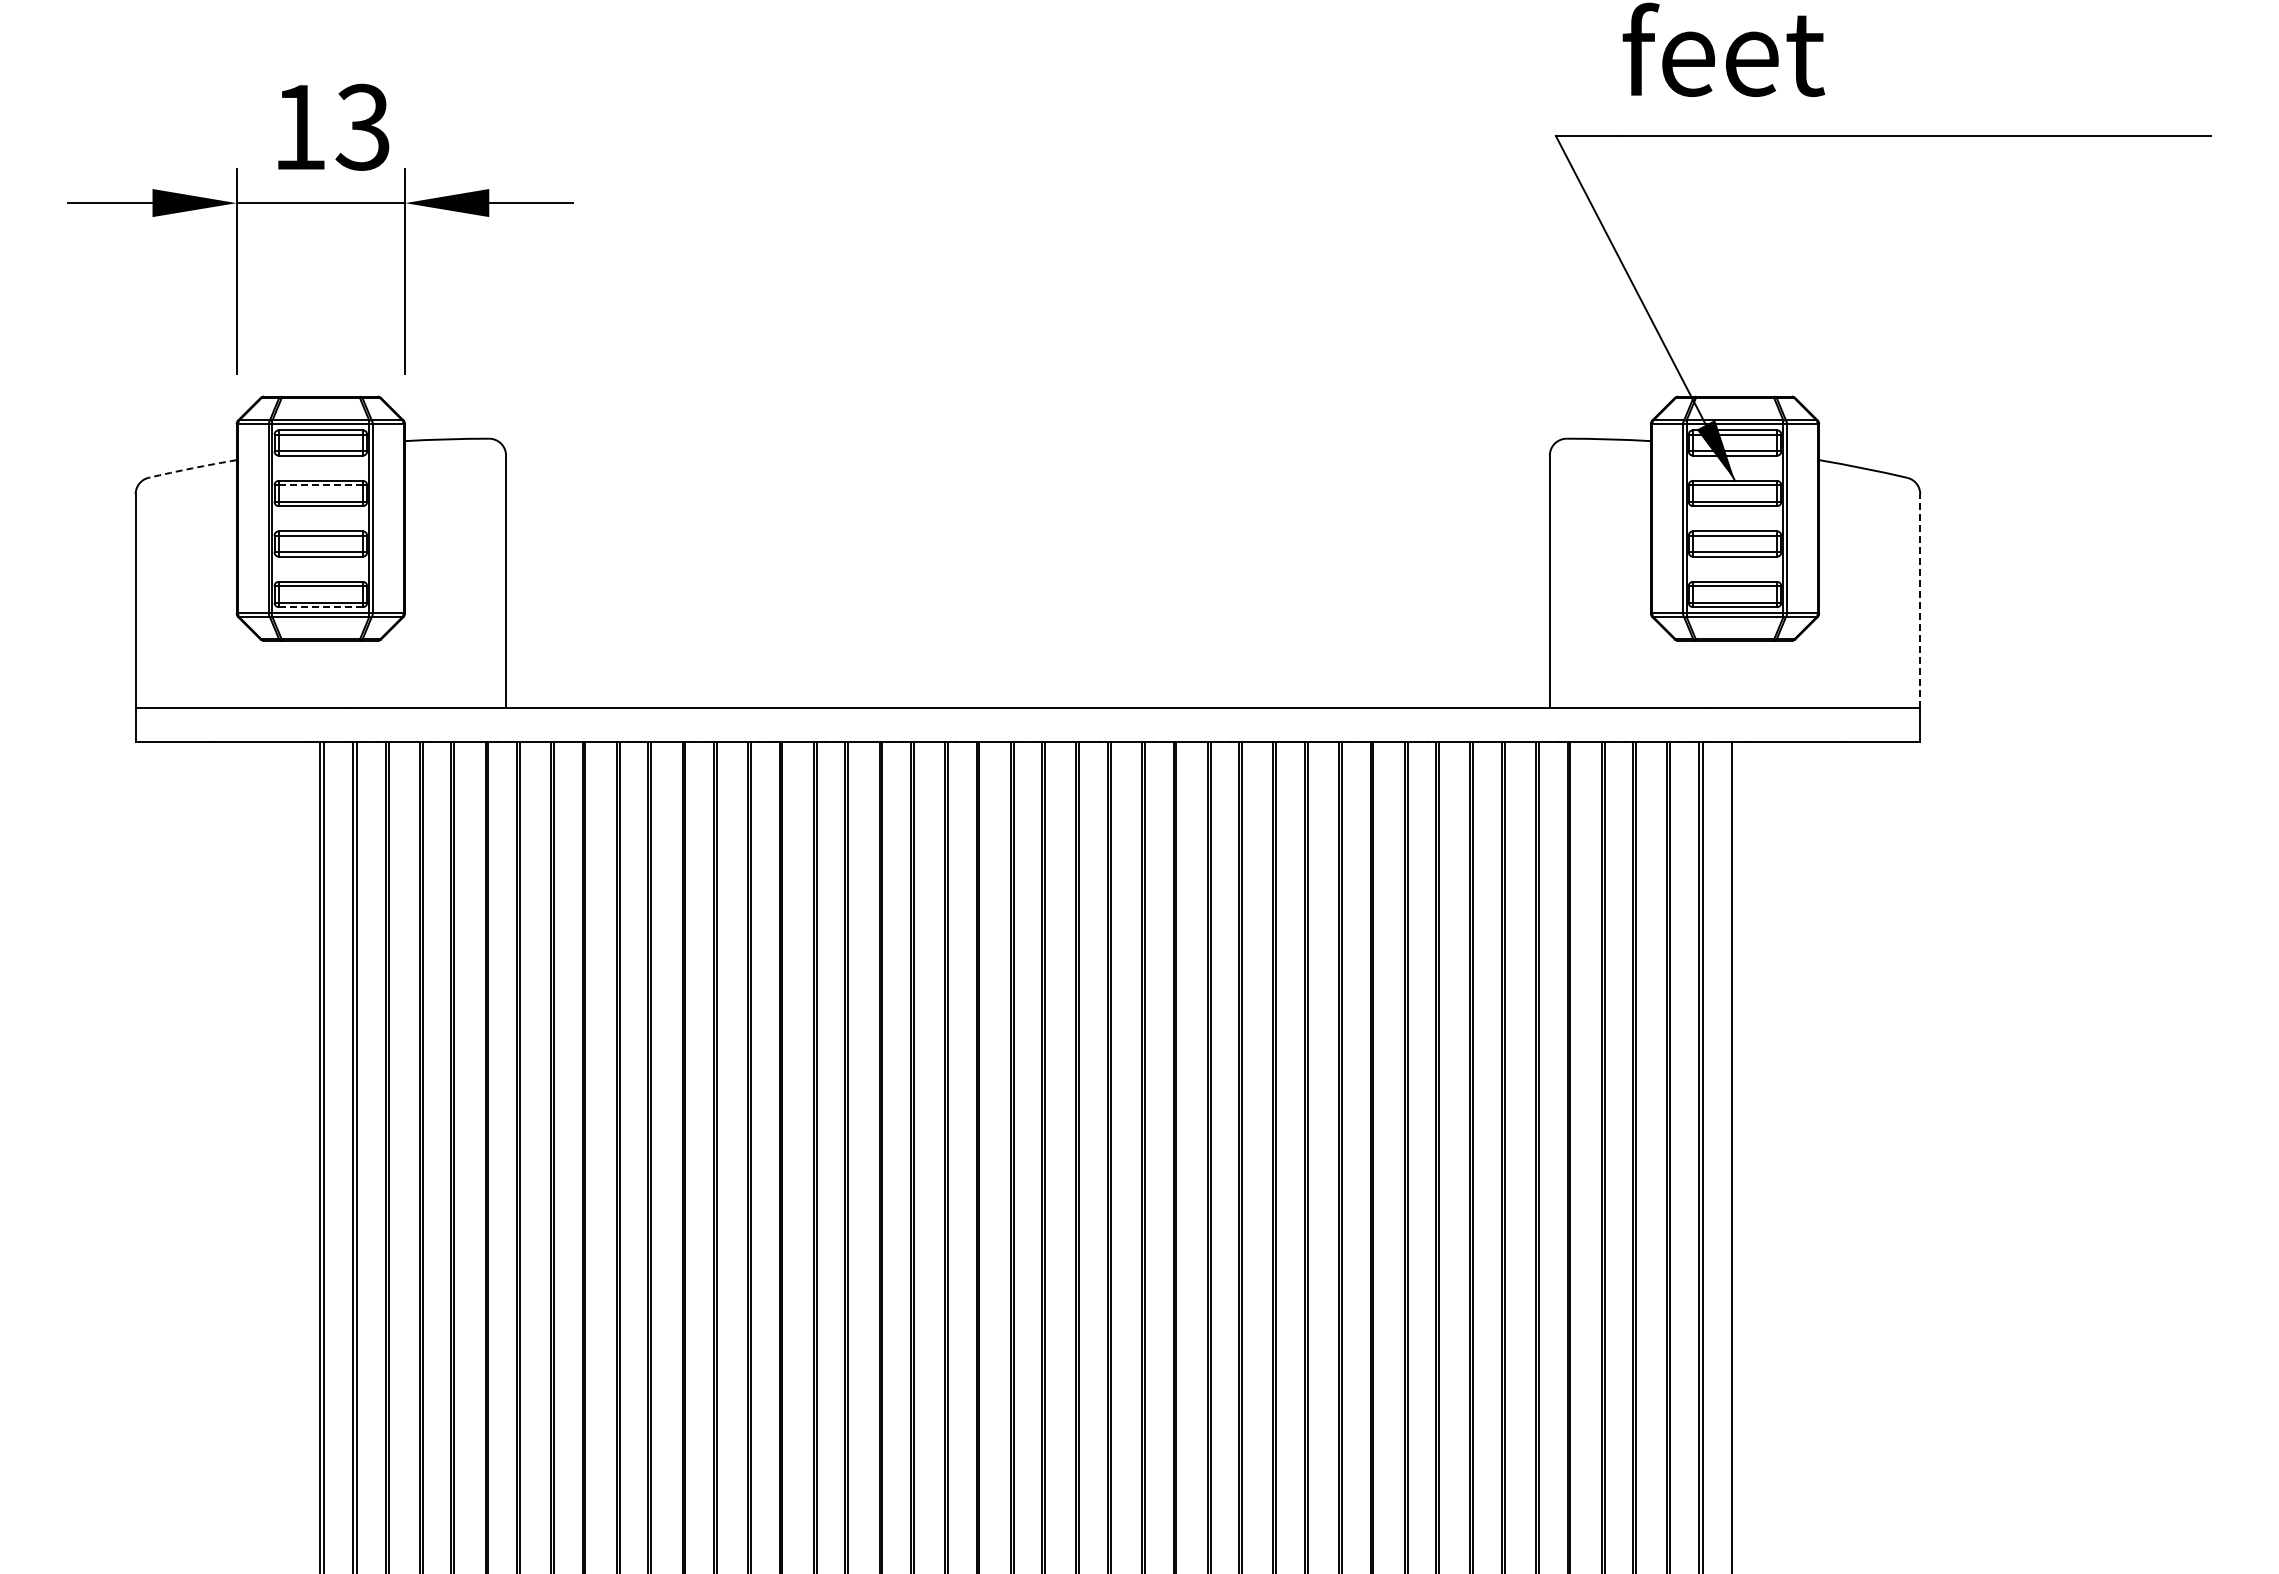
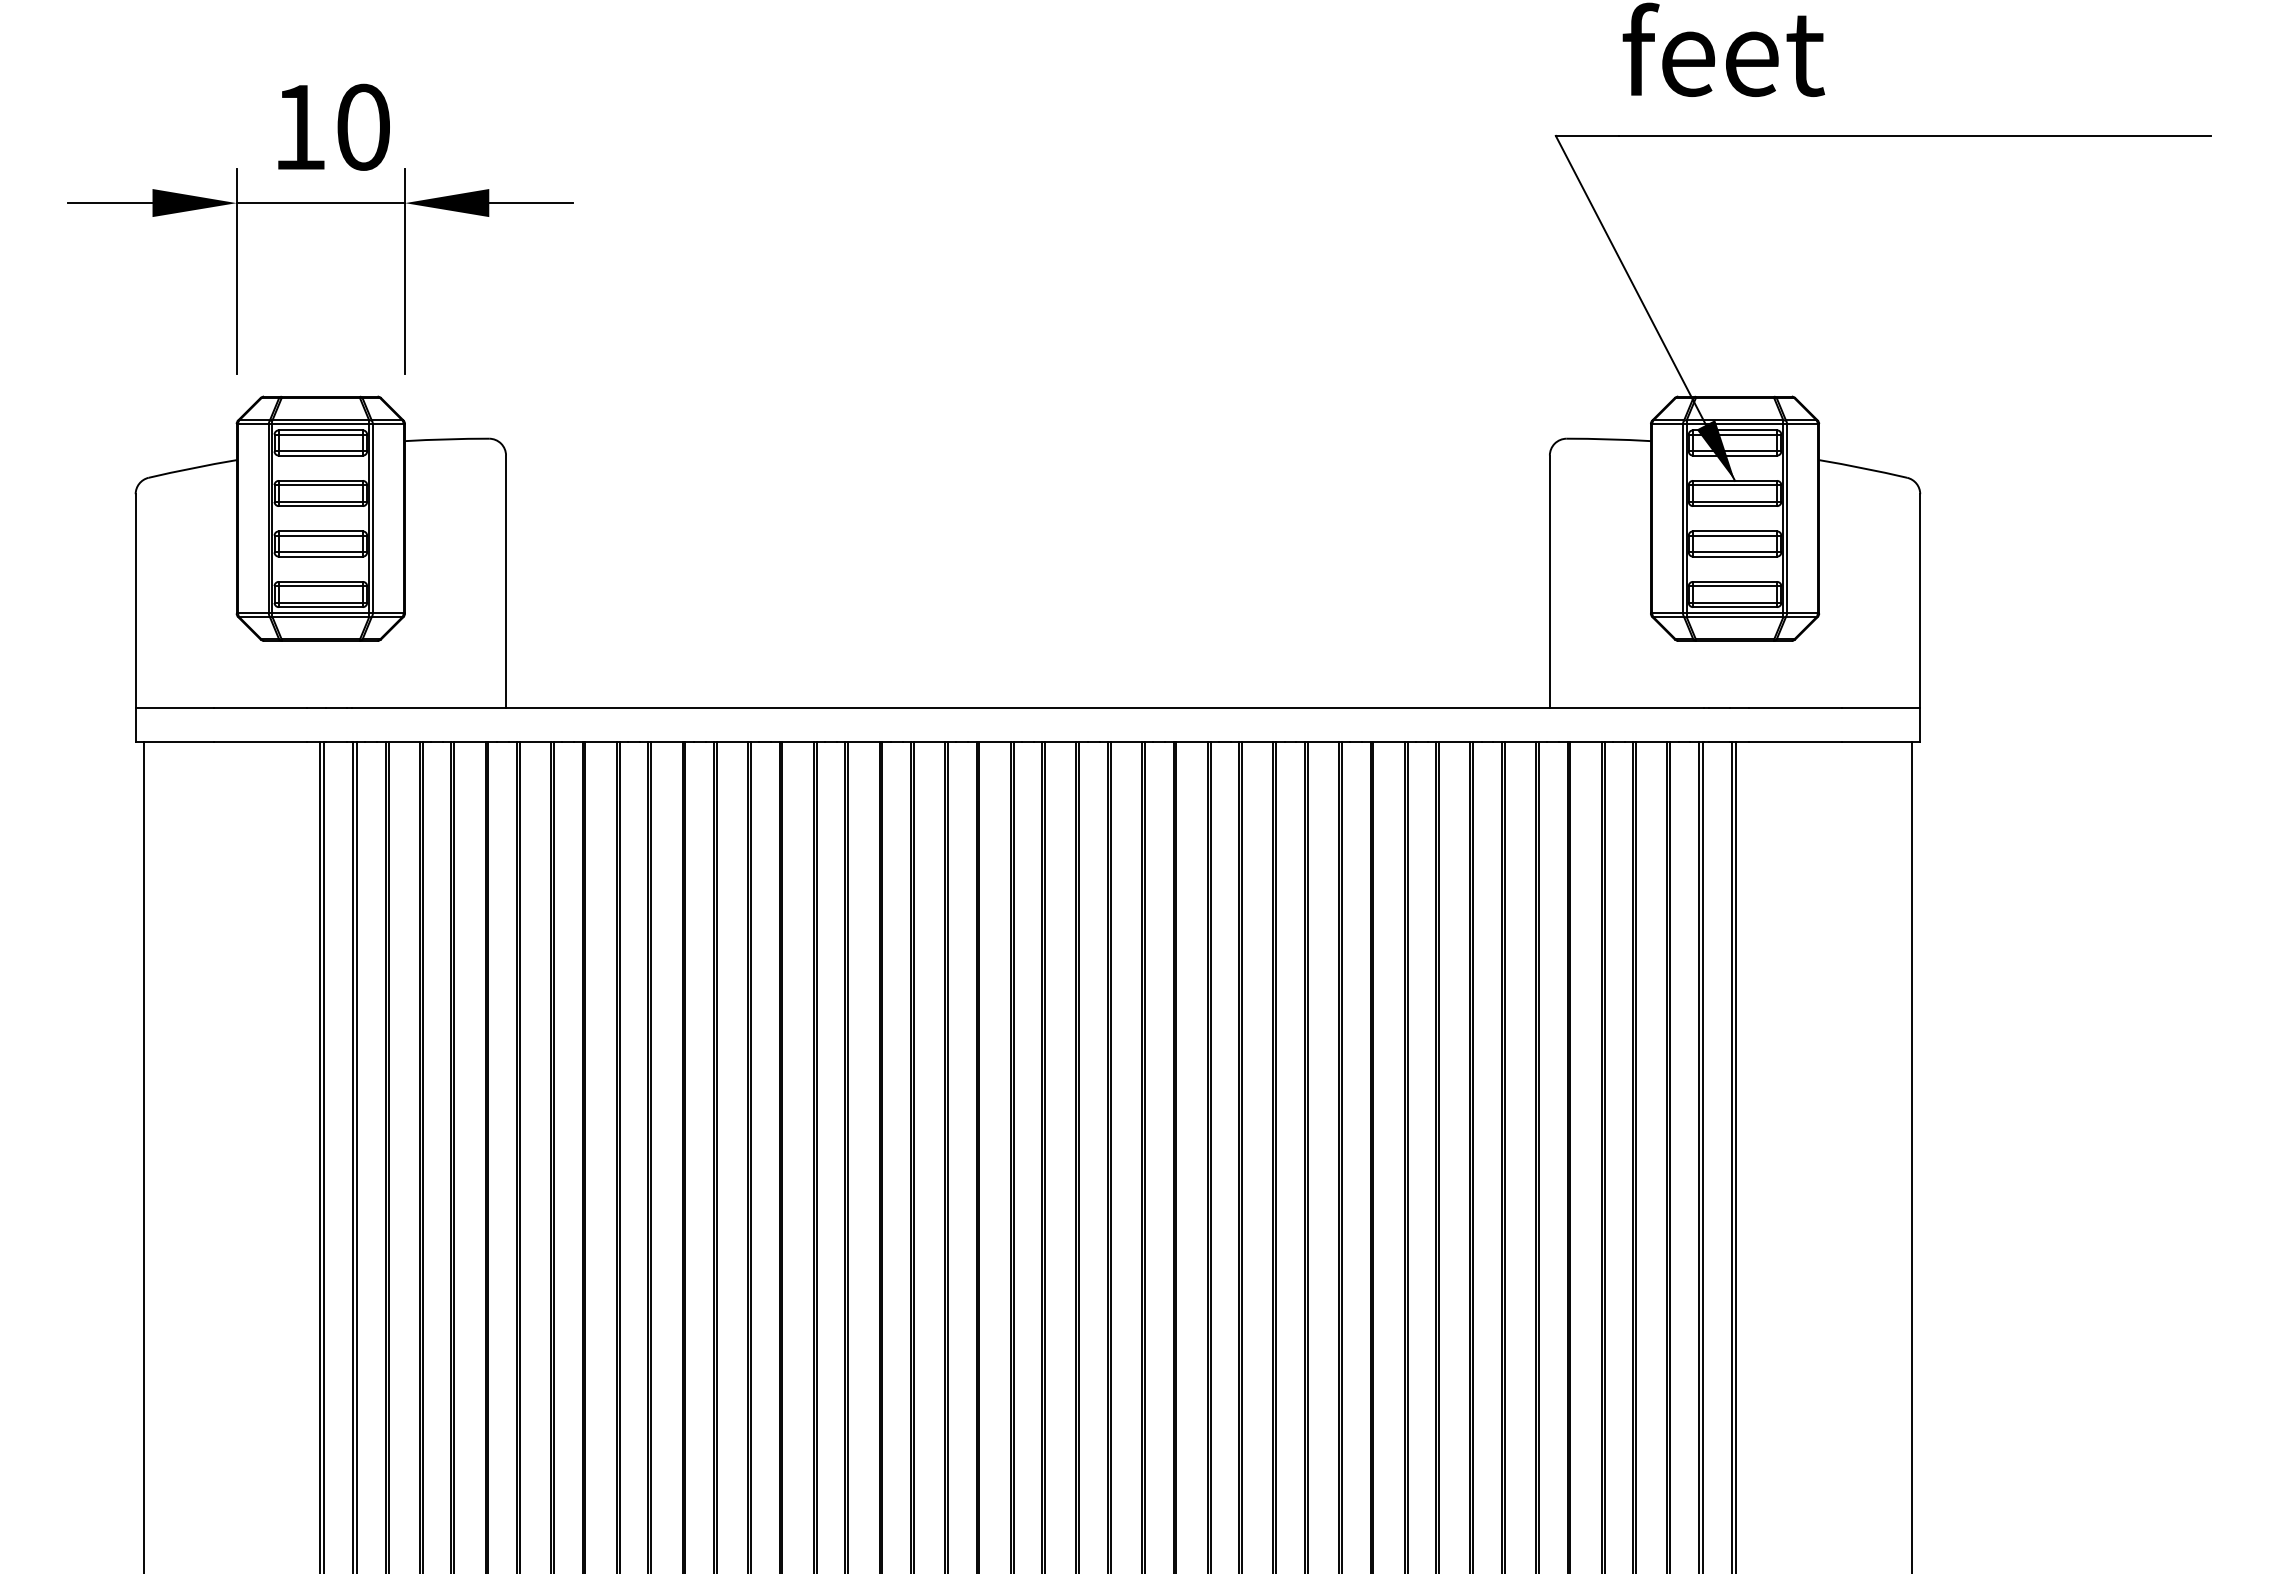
text: 13 -> 10 (362, 126)
arc: dashed -> solid (192, 468)
line: dashed -> solid (321, 485)
line: dashed -> solid (1920, 601)
line: dashed -> solid (320, 607)
line: none -> present (144, 1155)
line: none -> present (1735, 1155)
line: none -> present (1911, 1155)
